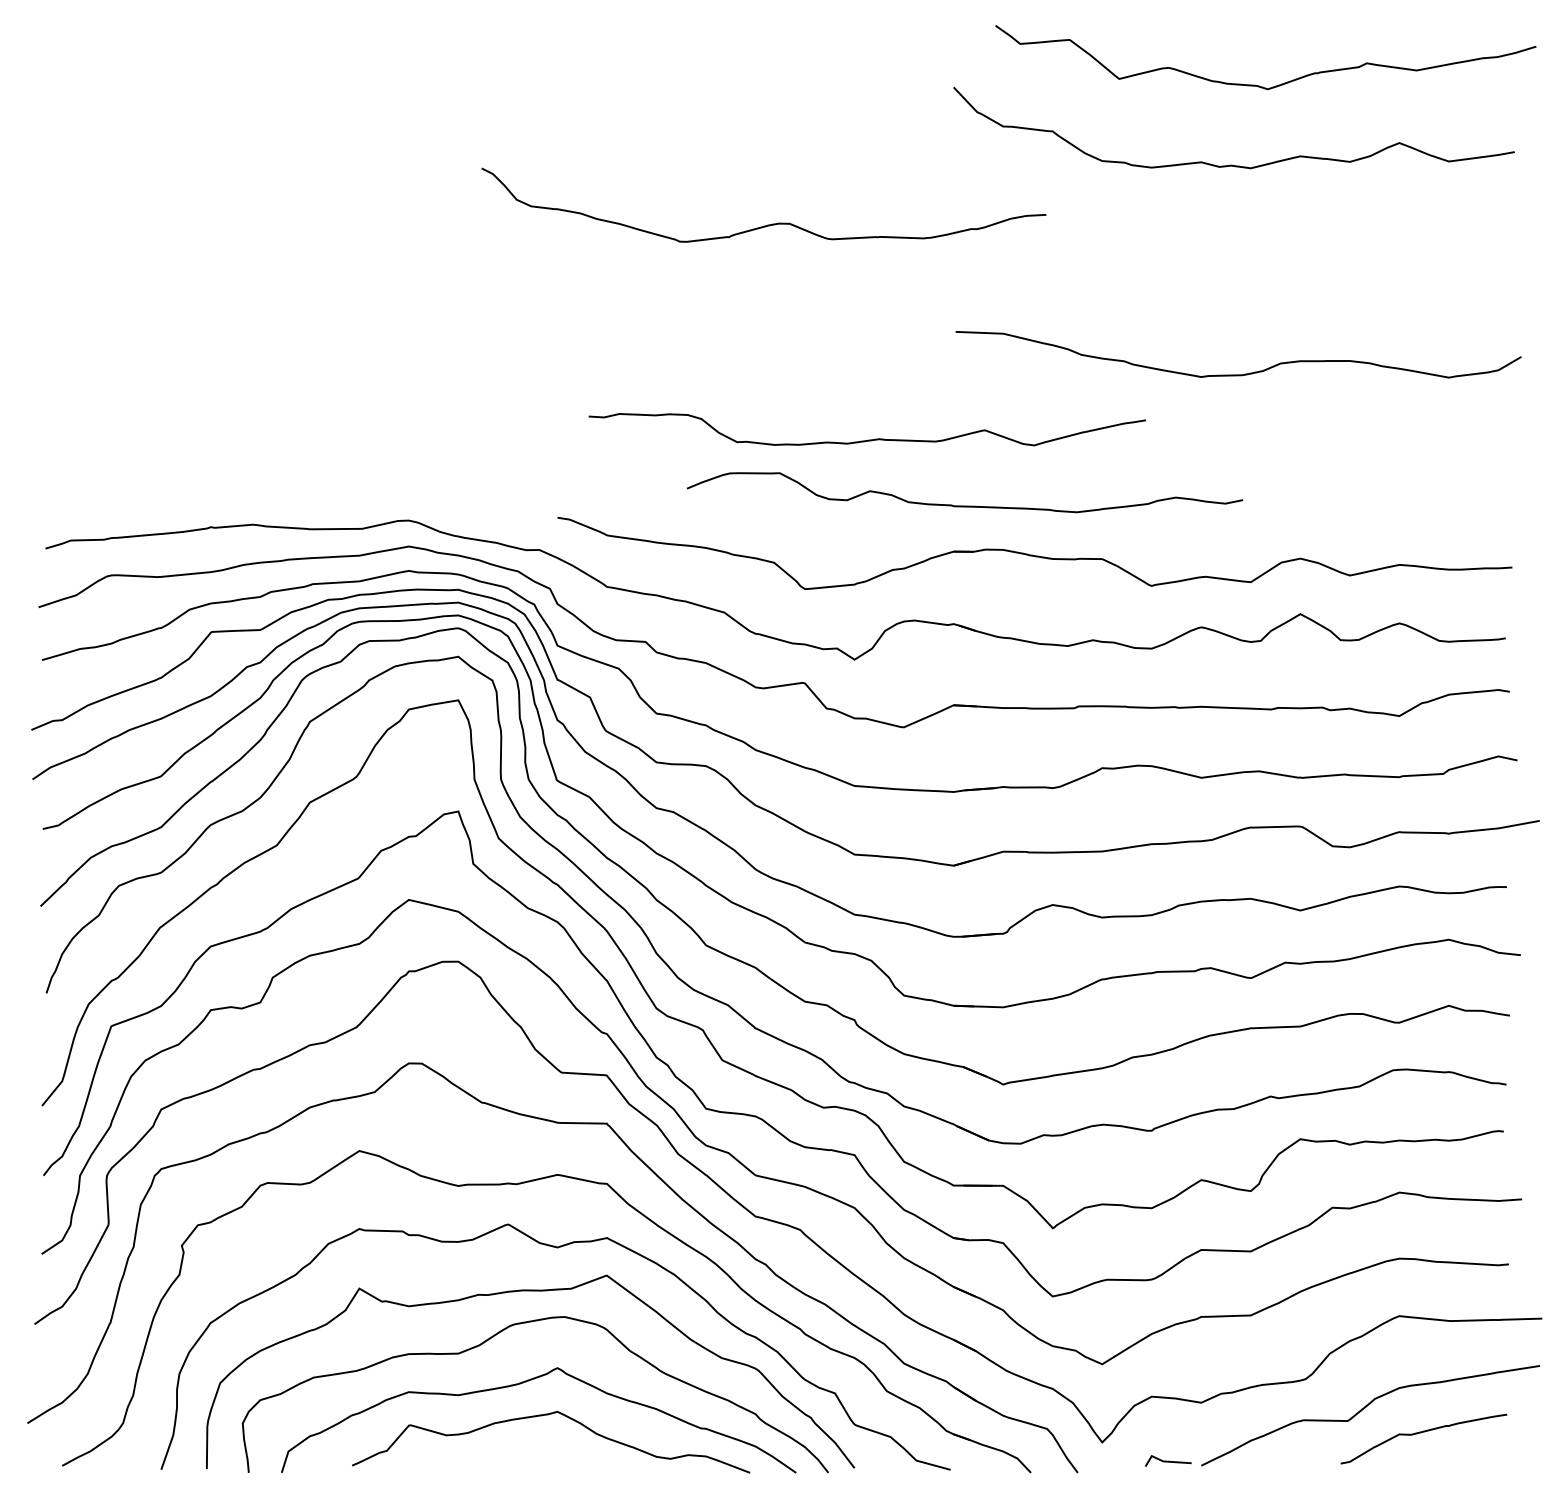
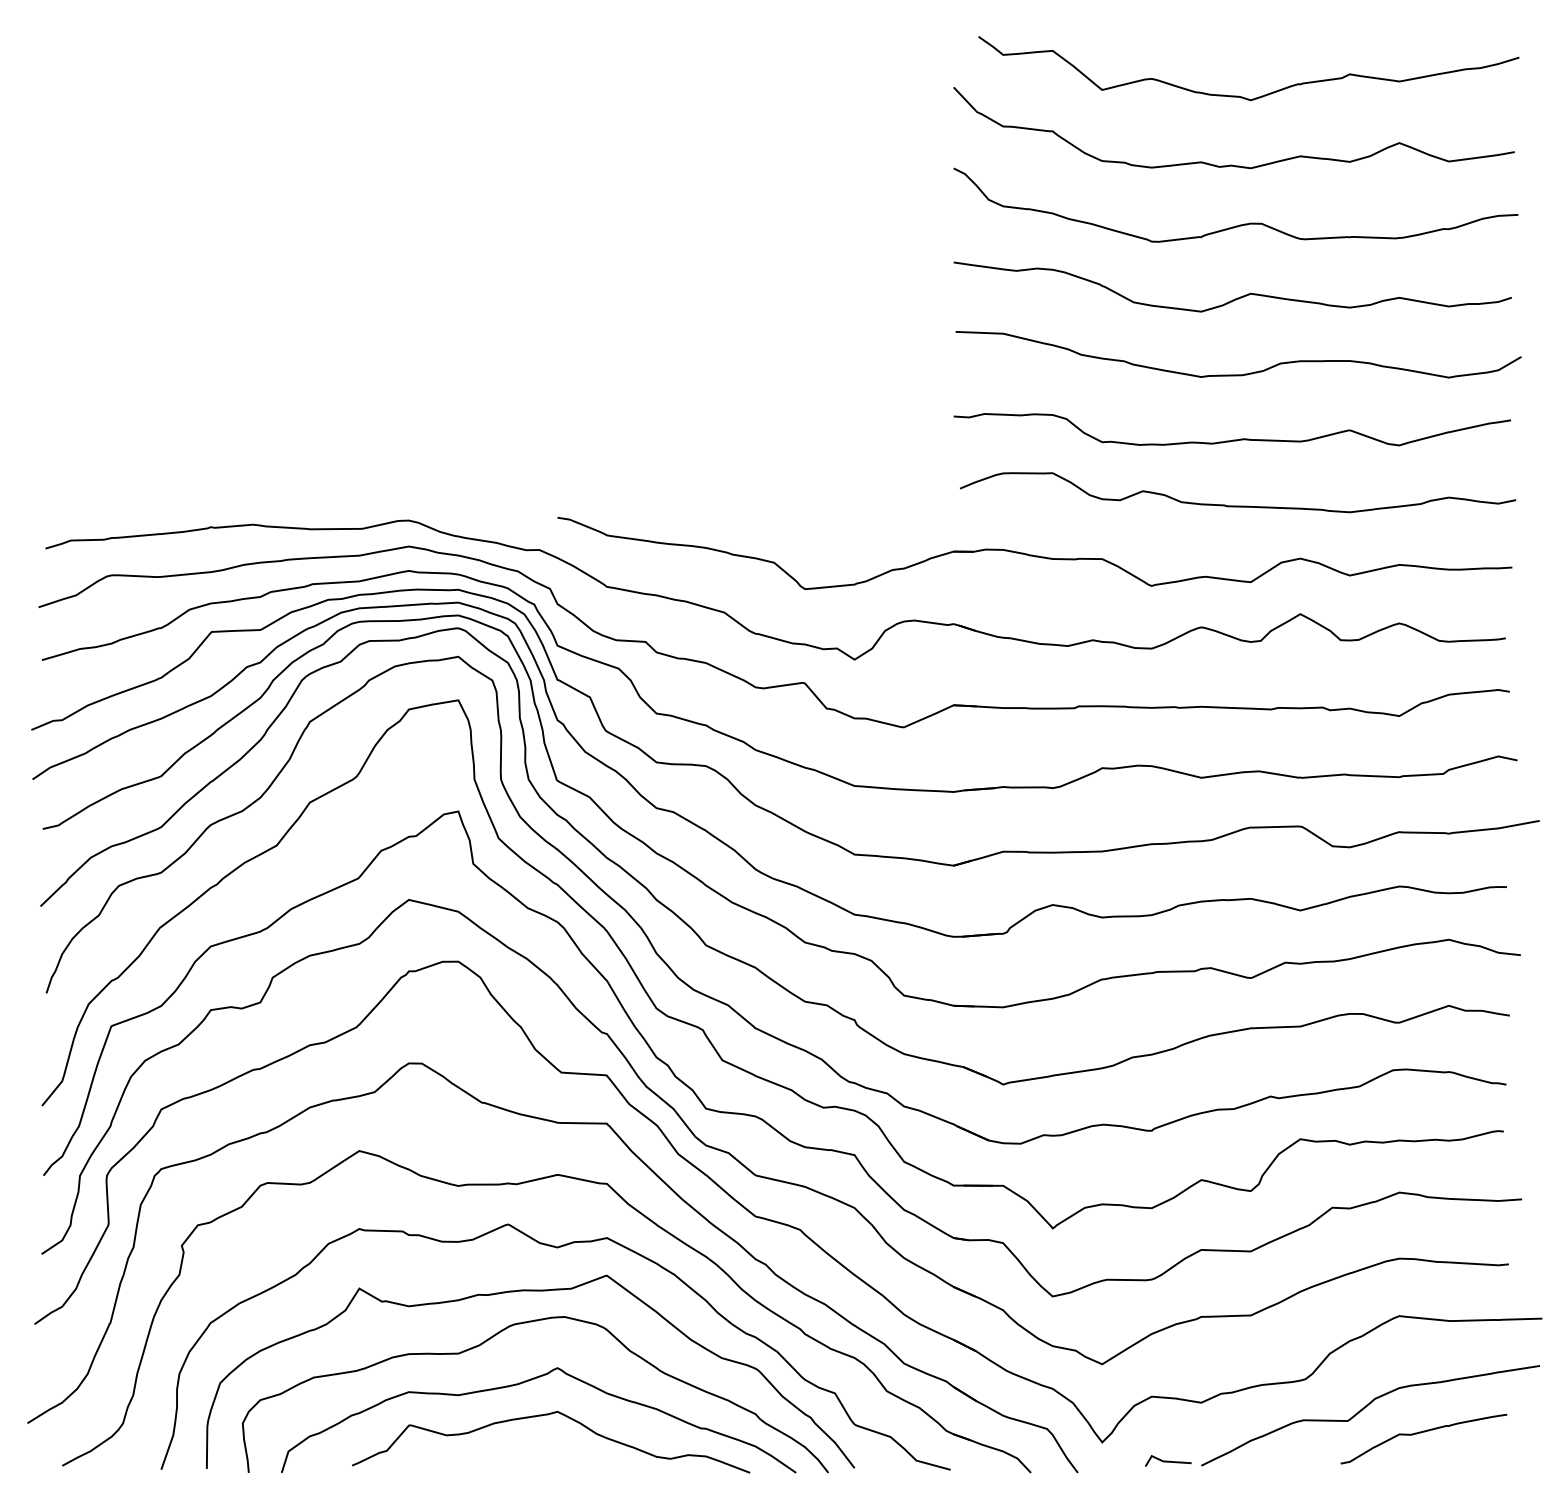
curve position: (1259, 85) -> (1242, 96) (1242, 96)
curve position: (767, 224) -> (1239, 224) (1239, 224)
curve: none -> present (1237, 297)
curve position: (868, 439) -> (1233, 439) (1233, 439)
curve position: (965, 505) -> (1238, 505) (1238, 505)
